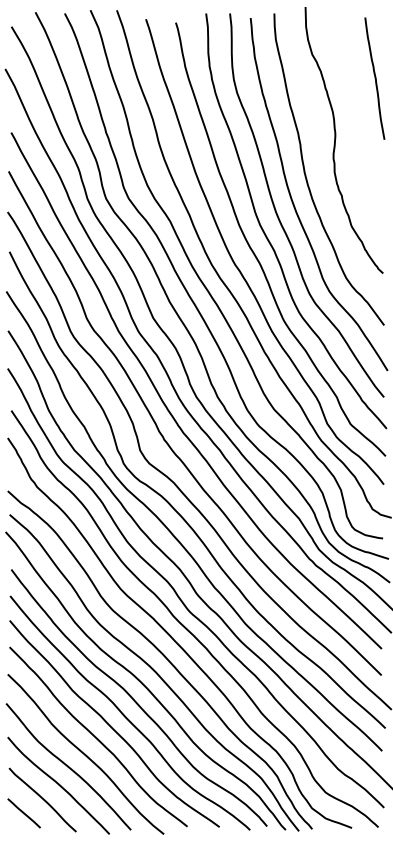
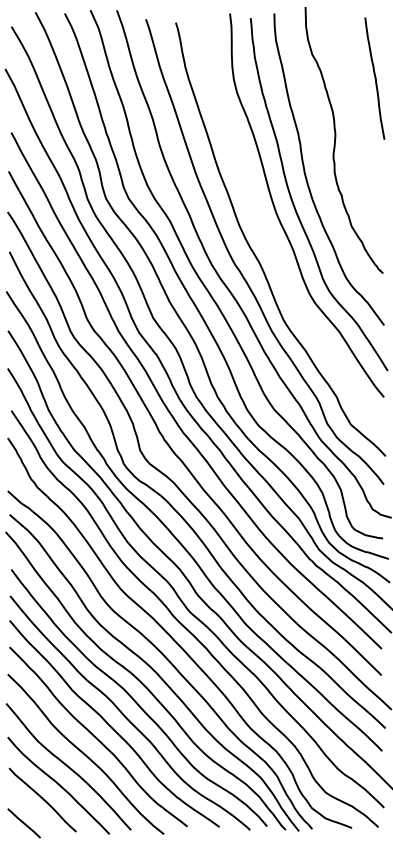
curve: present -> none (267, 236)
line position: (23, 813) -> (23, 823) (23, 823)
